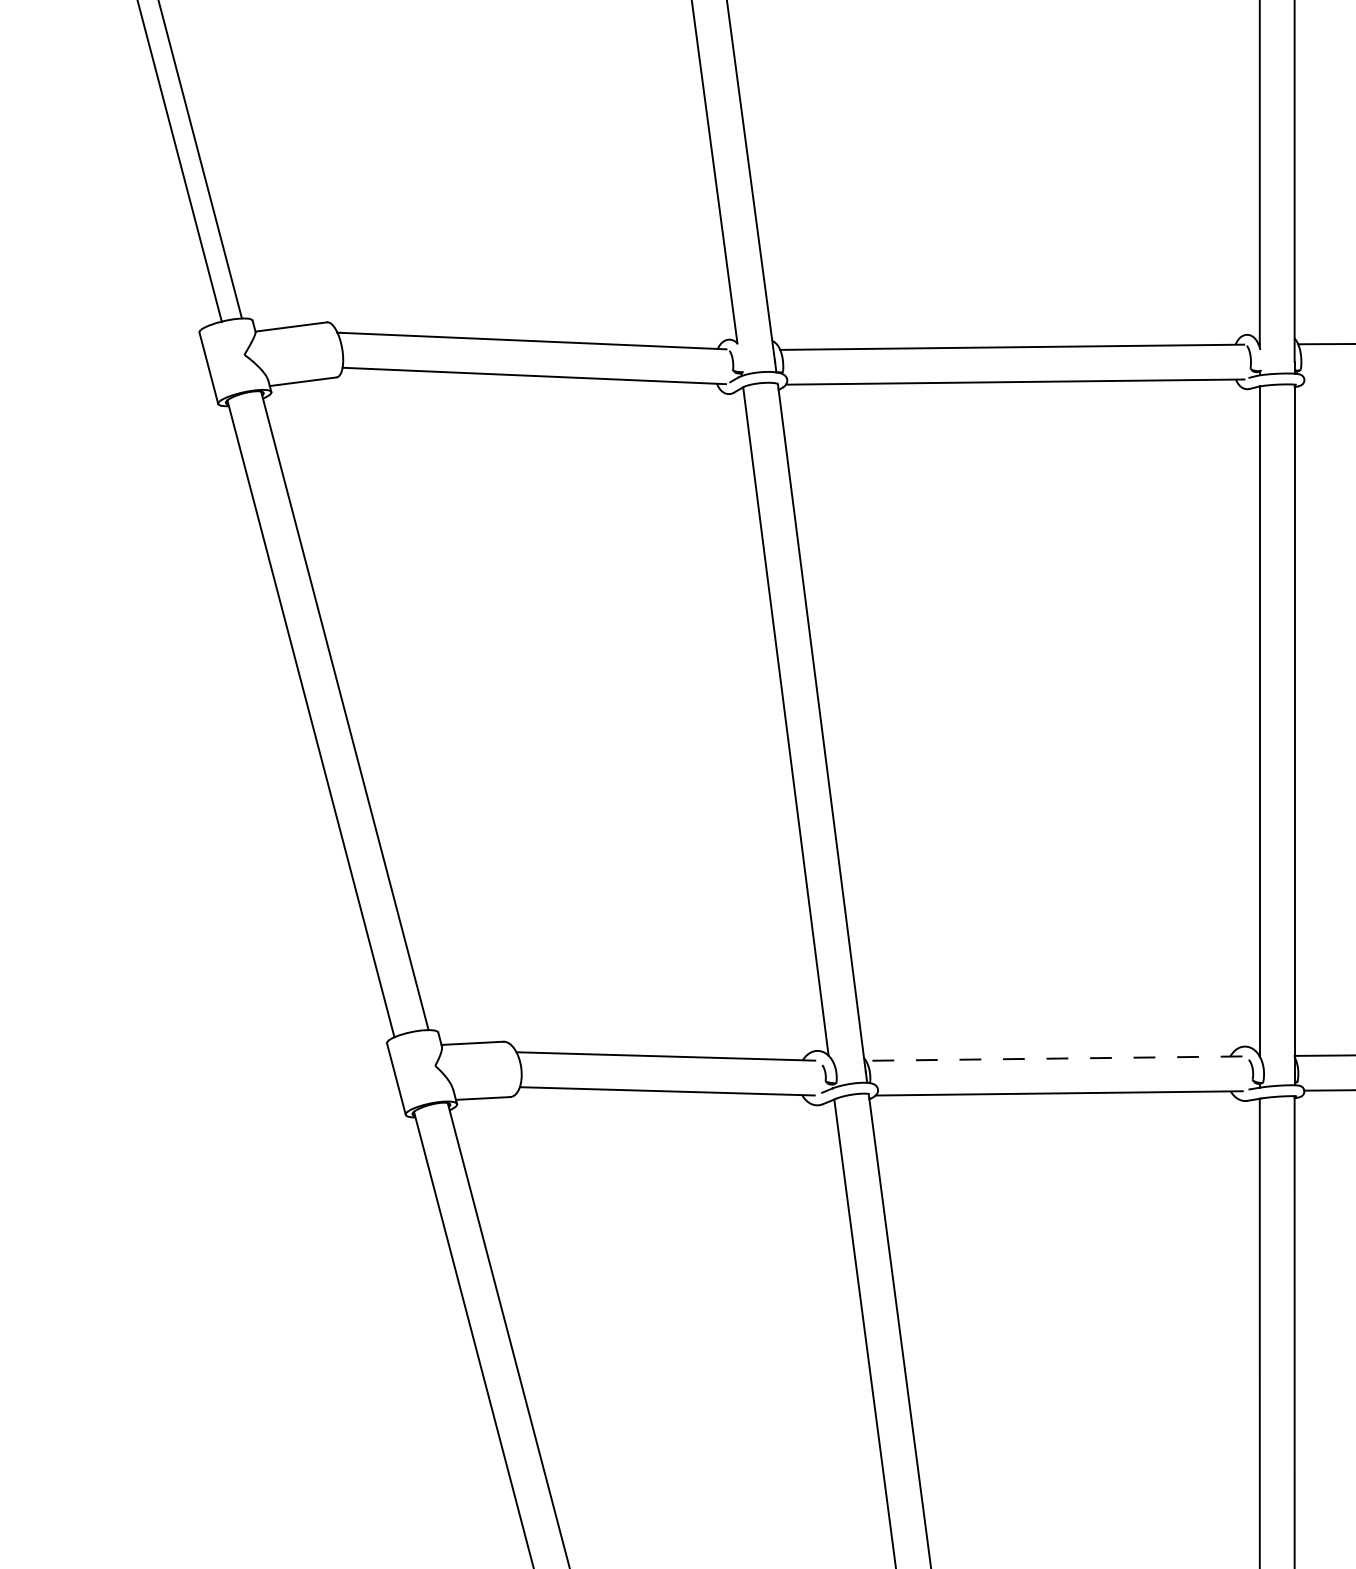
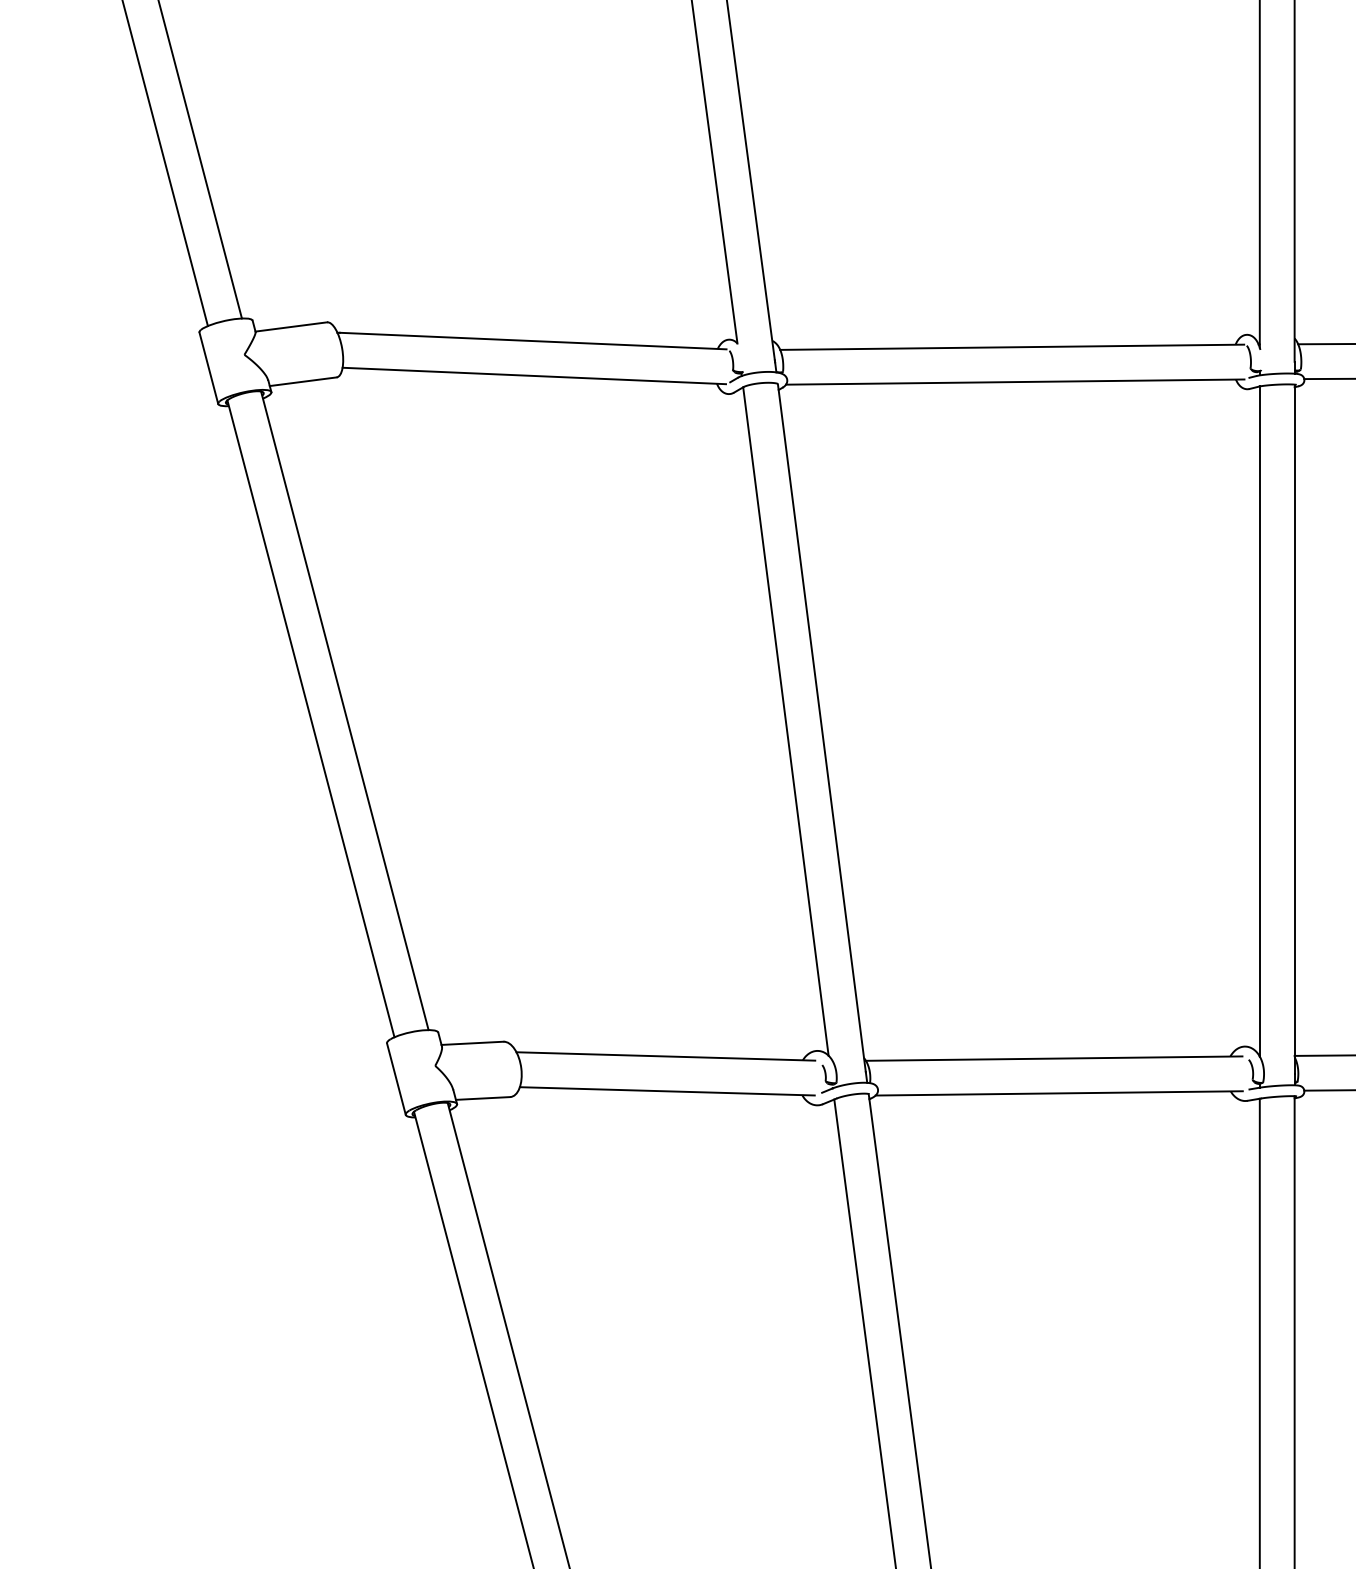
line position: (179, 162) -> (165, 164) (165, 164)
line: none -> present (1328, 378)
line: dashed -> solid (1053, 1058)
